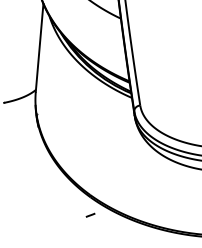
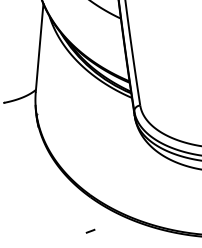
curve position: (90, 214) -> (90, 230) (90, 230)
